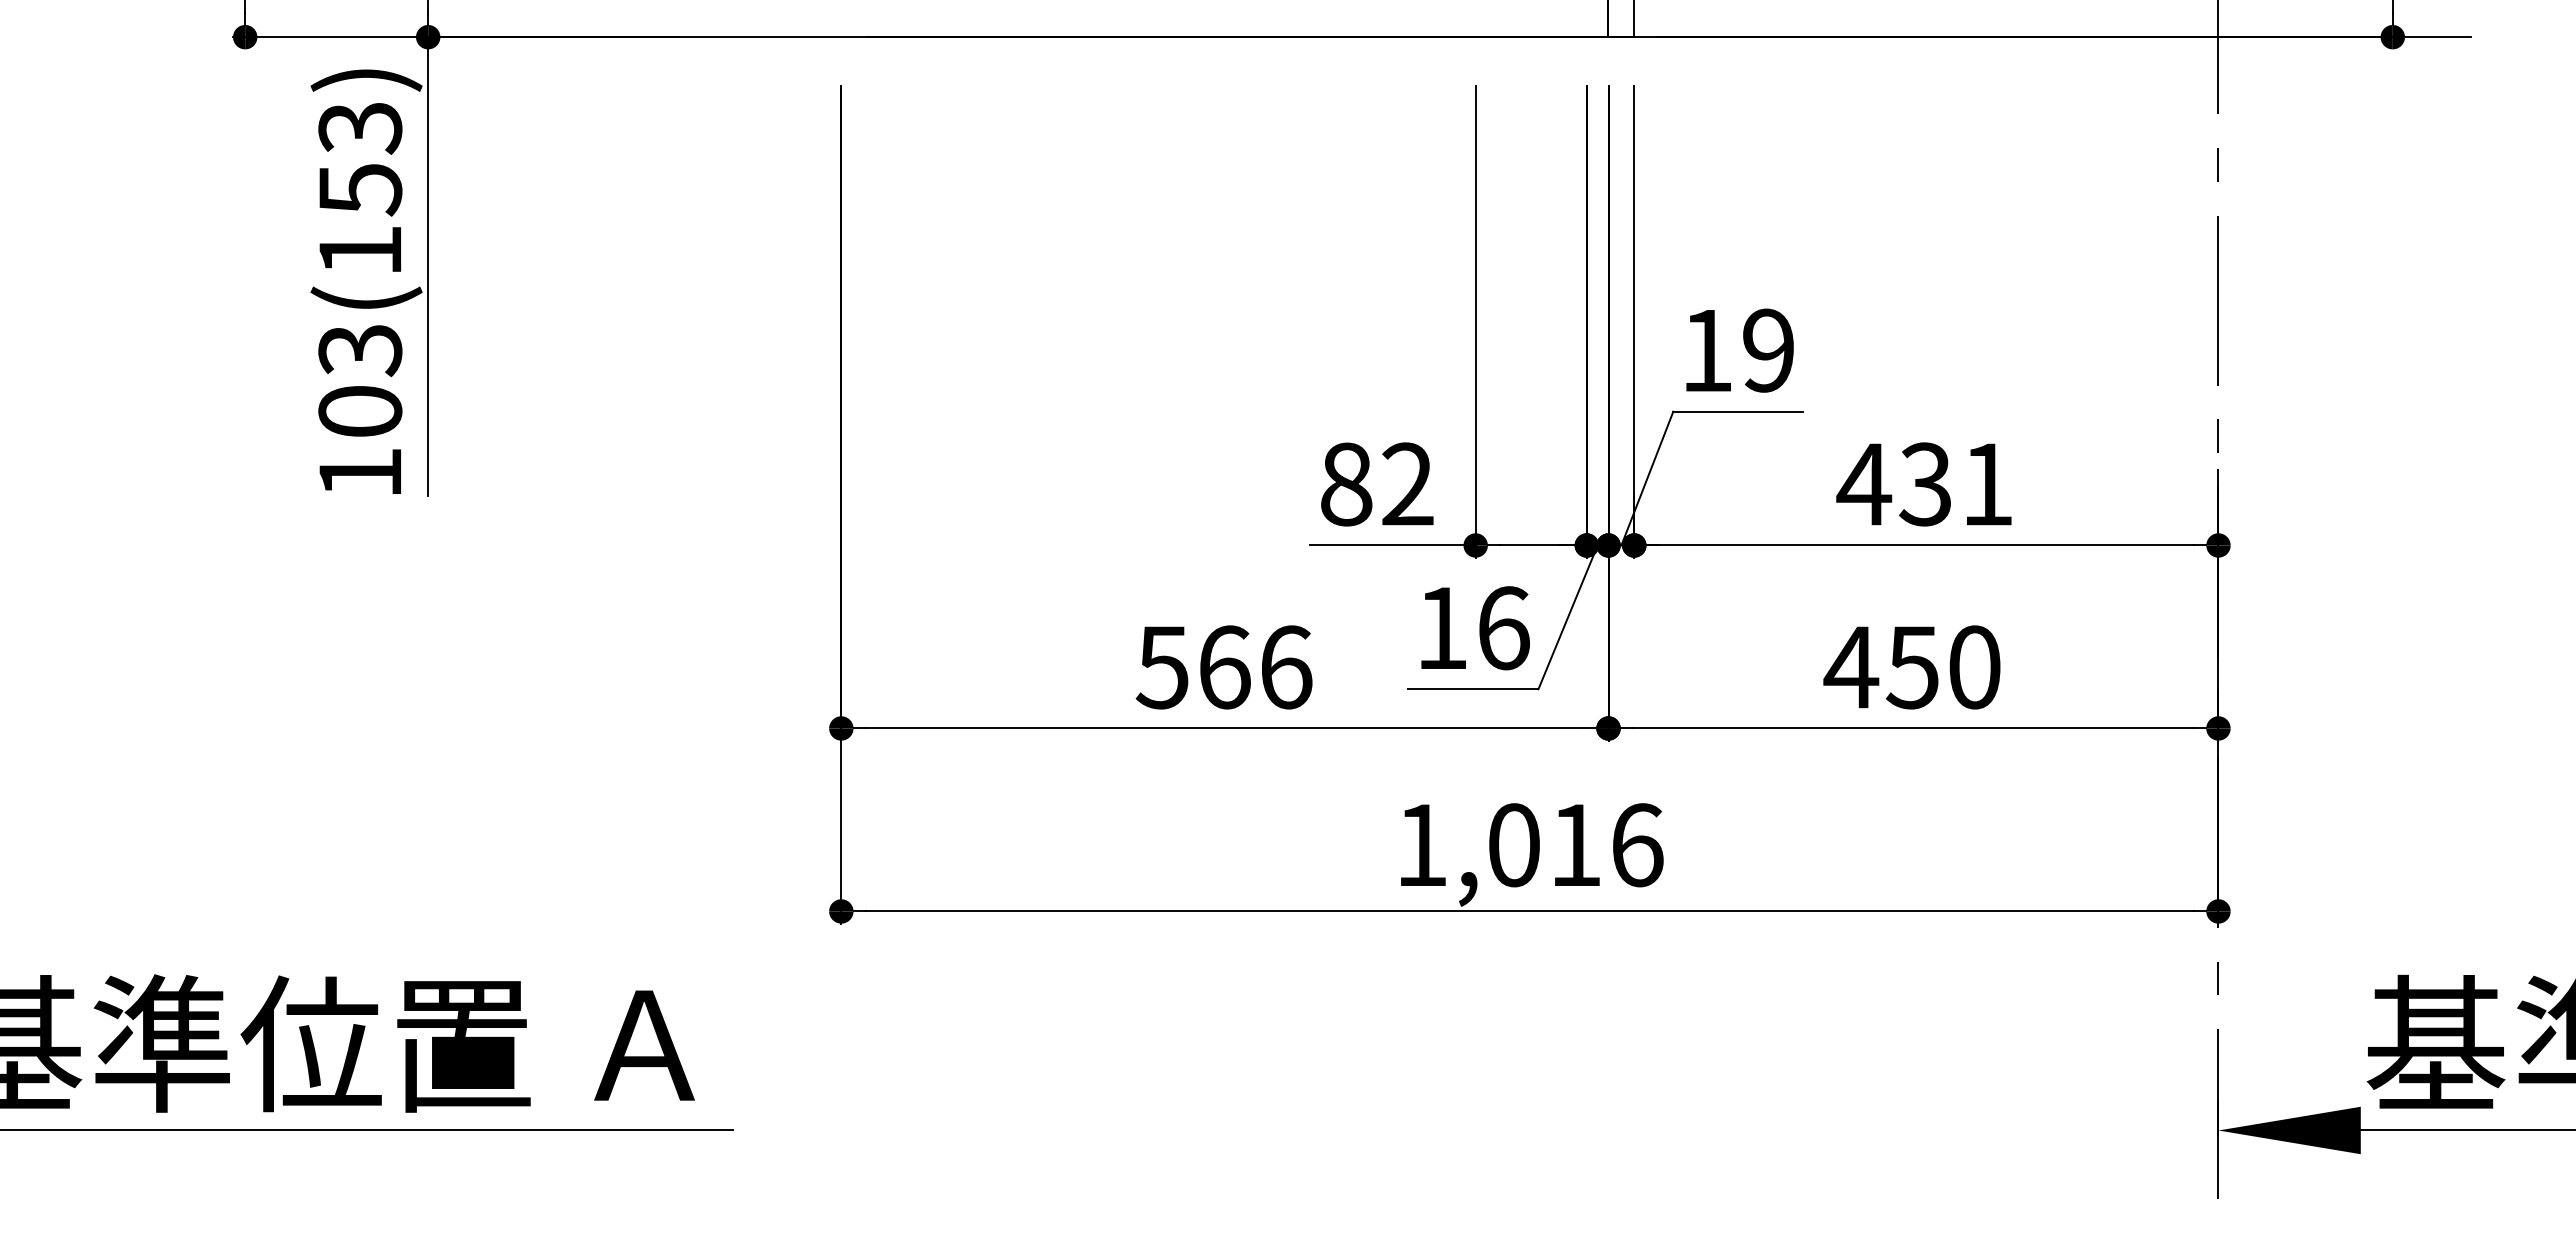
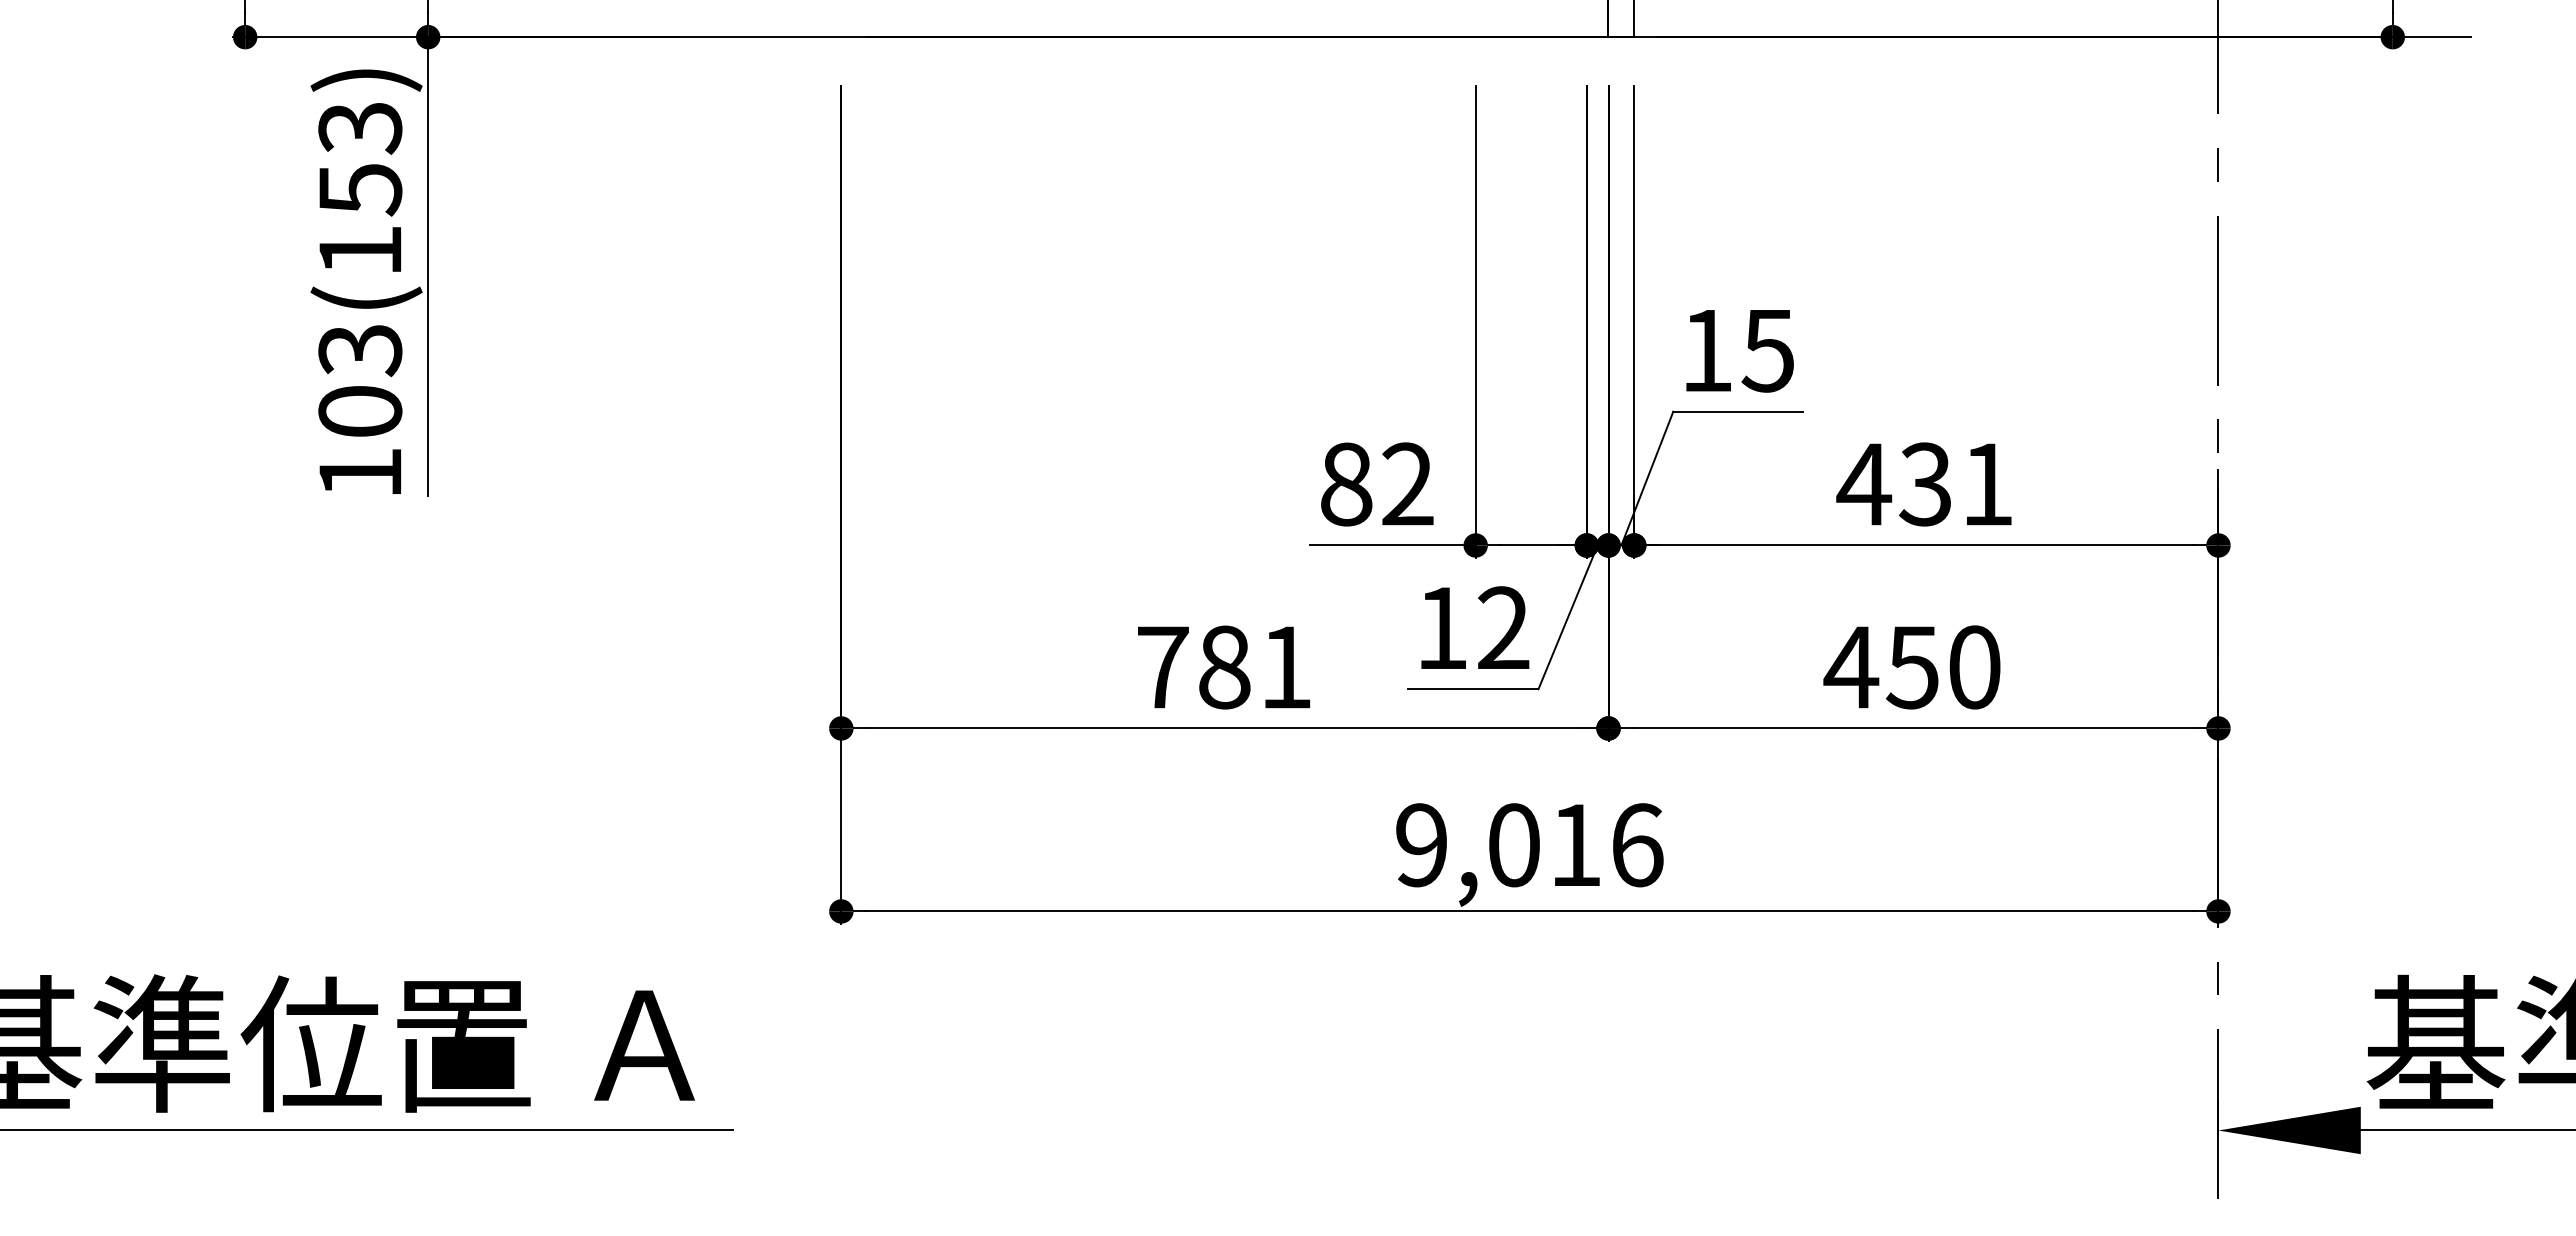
text: 19 -> 15 (1767, 350)
text: 16 -> 12 (1503, 628)
text: 566 -> 781 (1223, 667)
text: 1,016 -> 9,016 (1421, 845)
